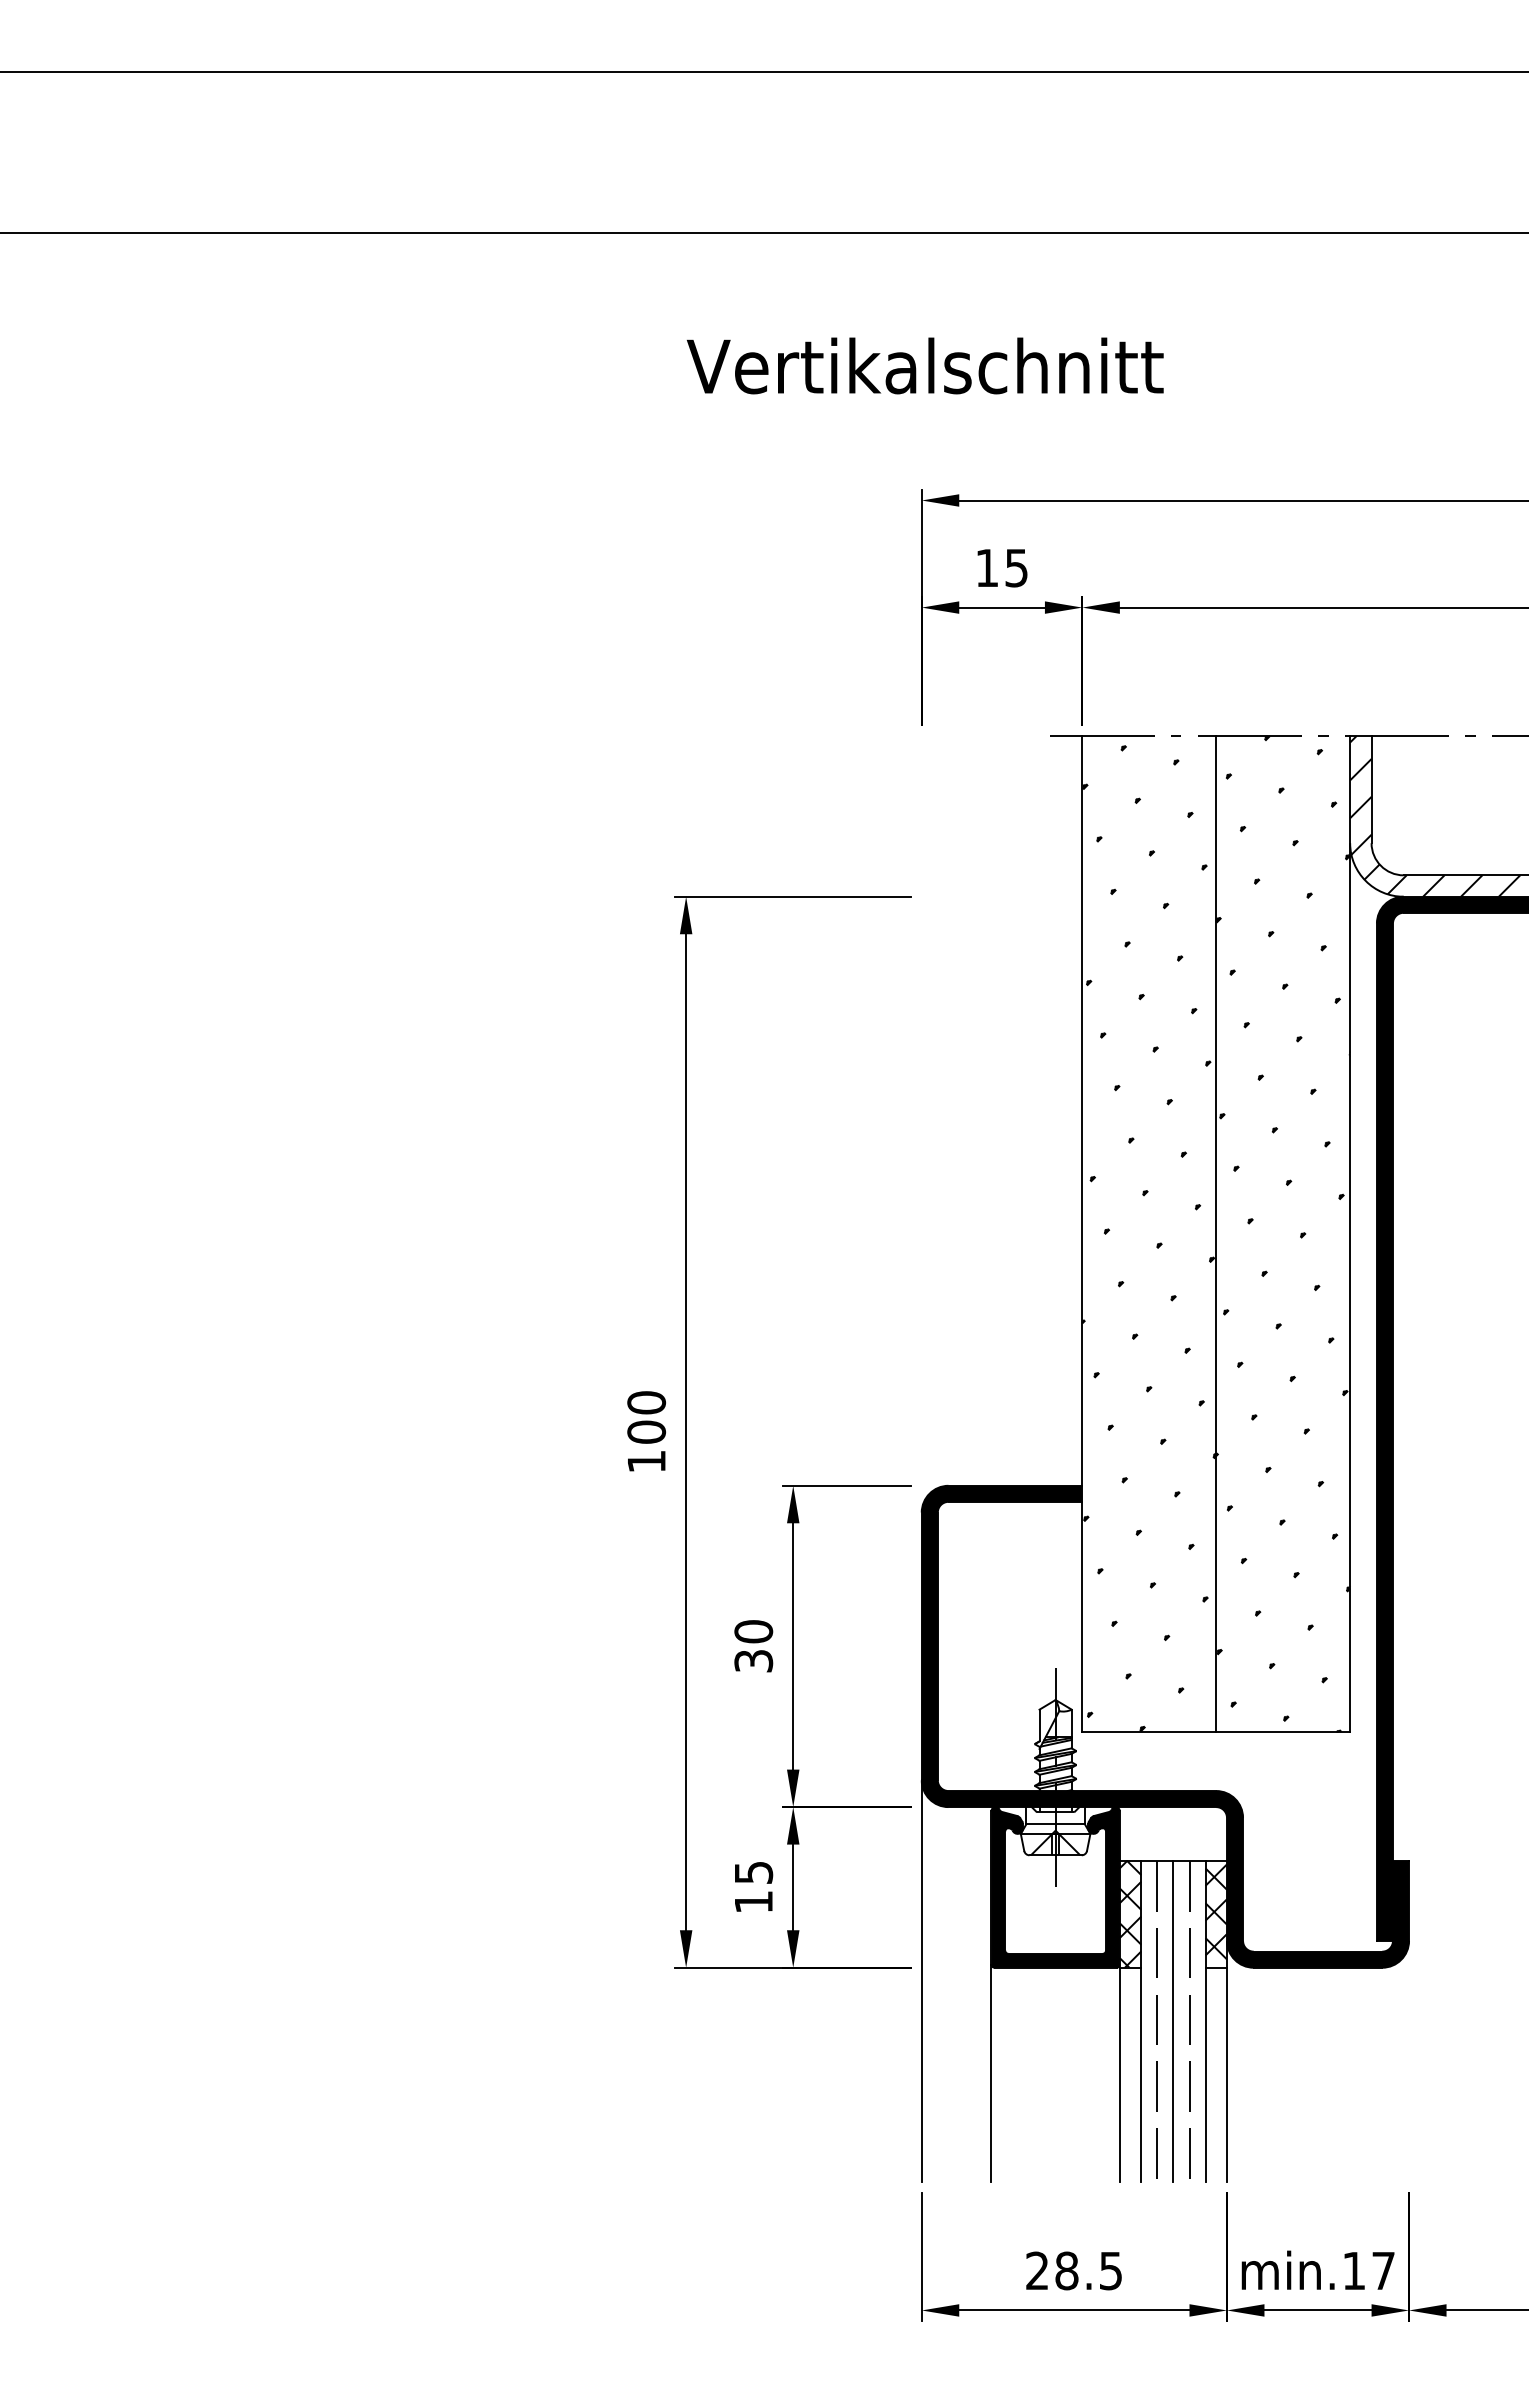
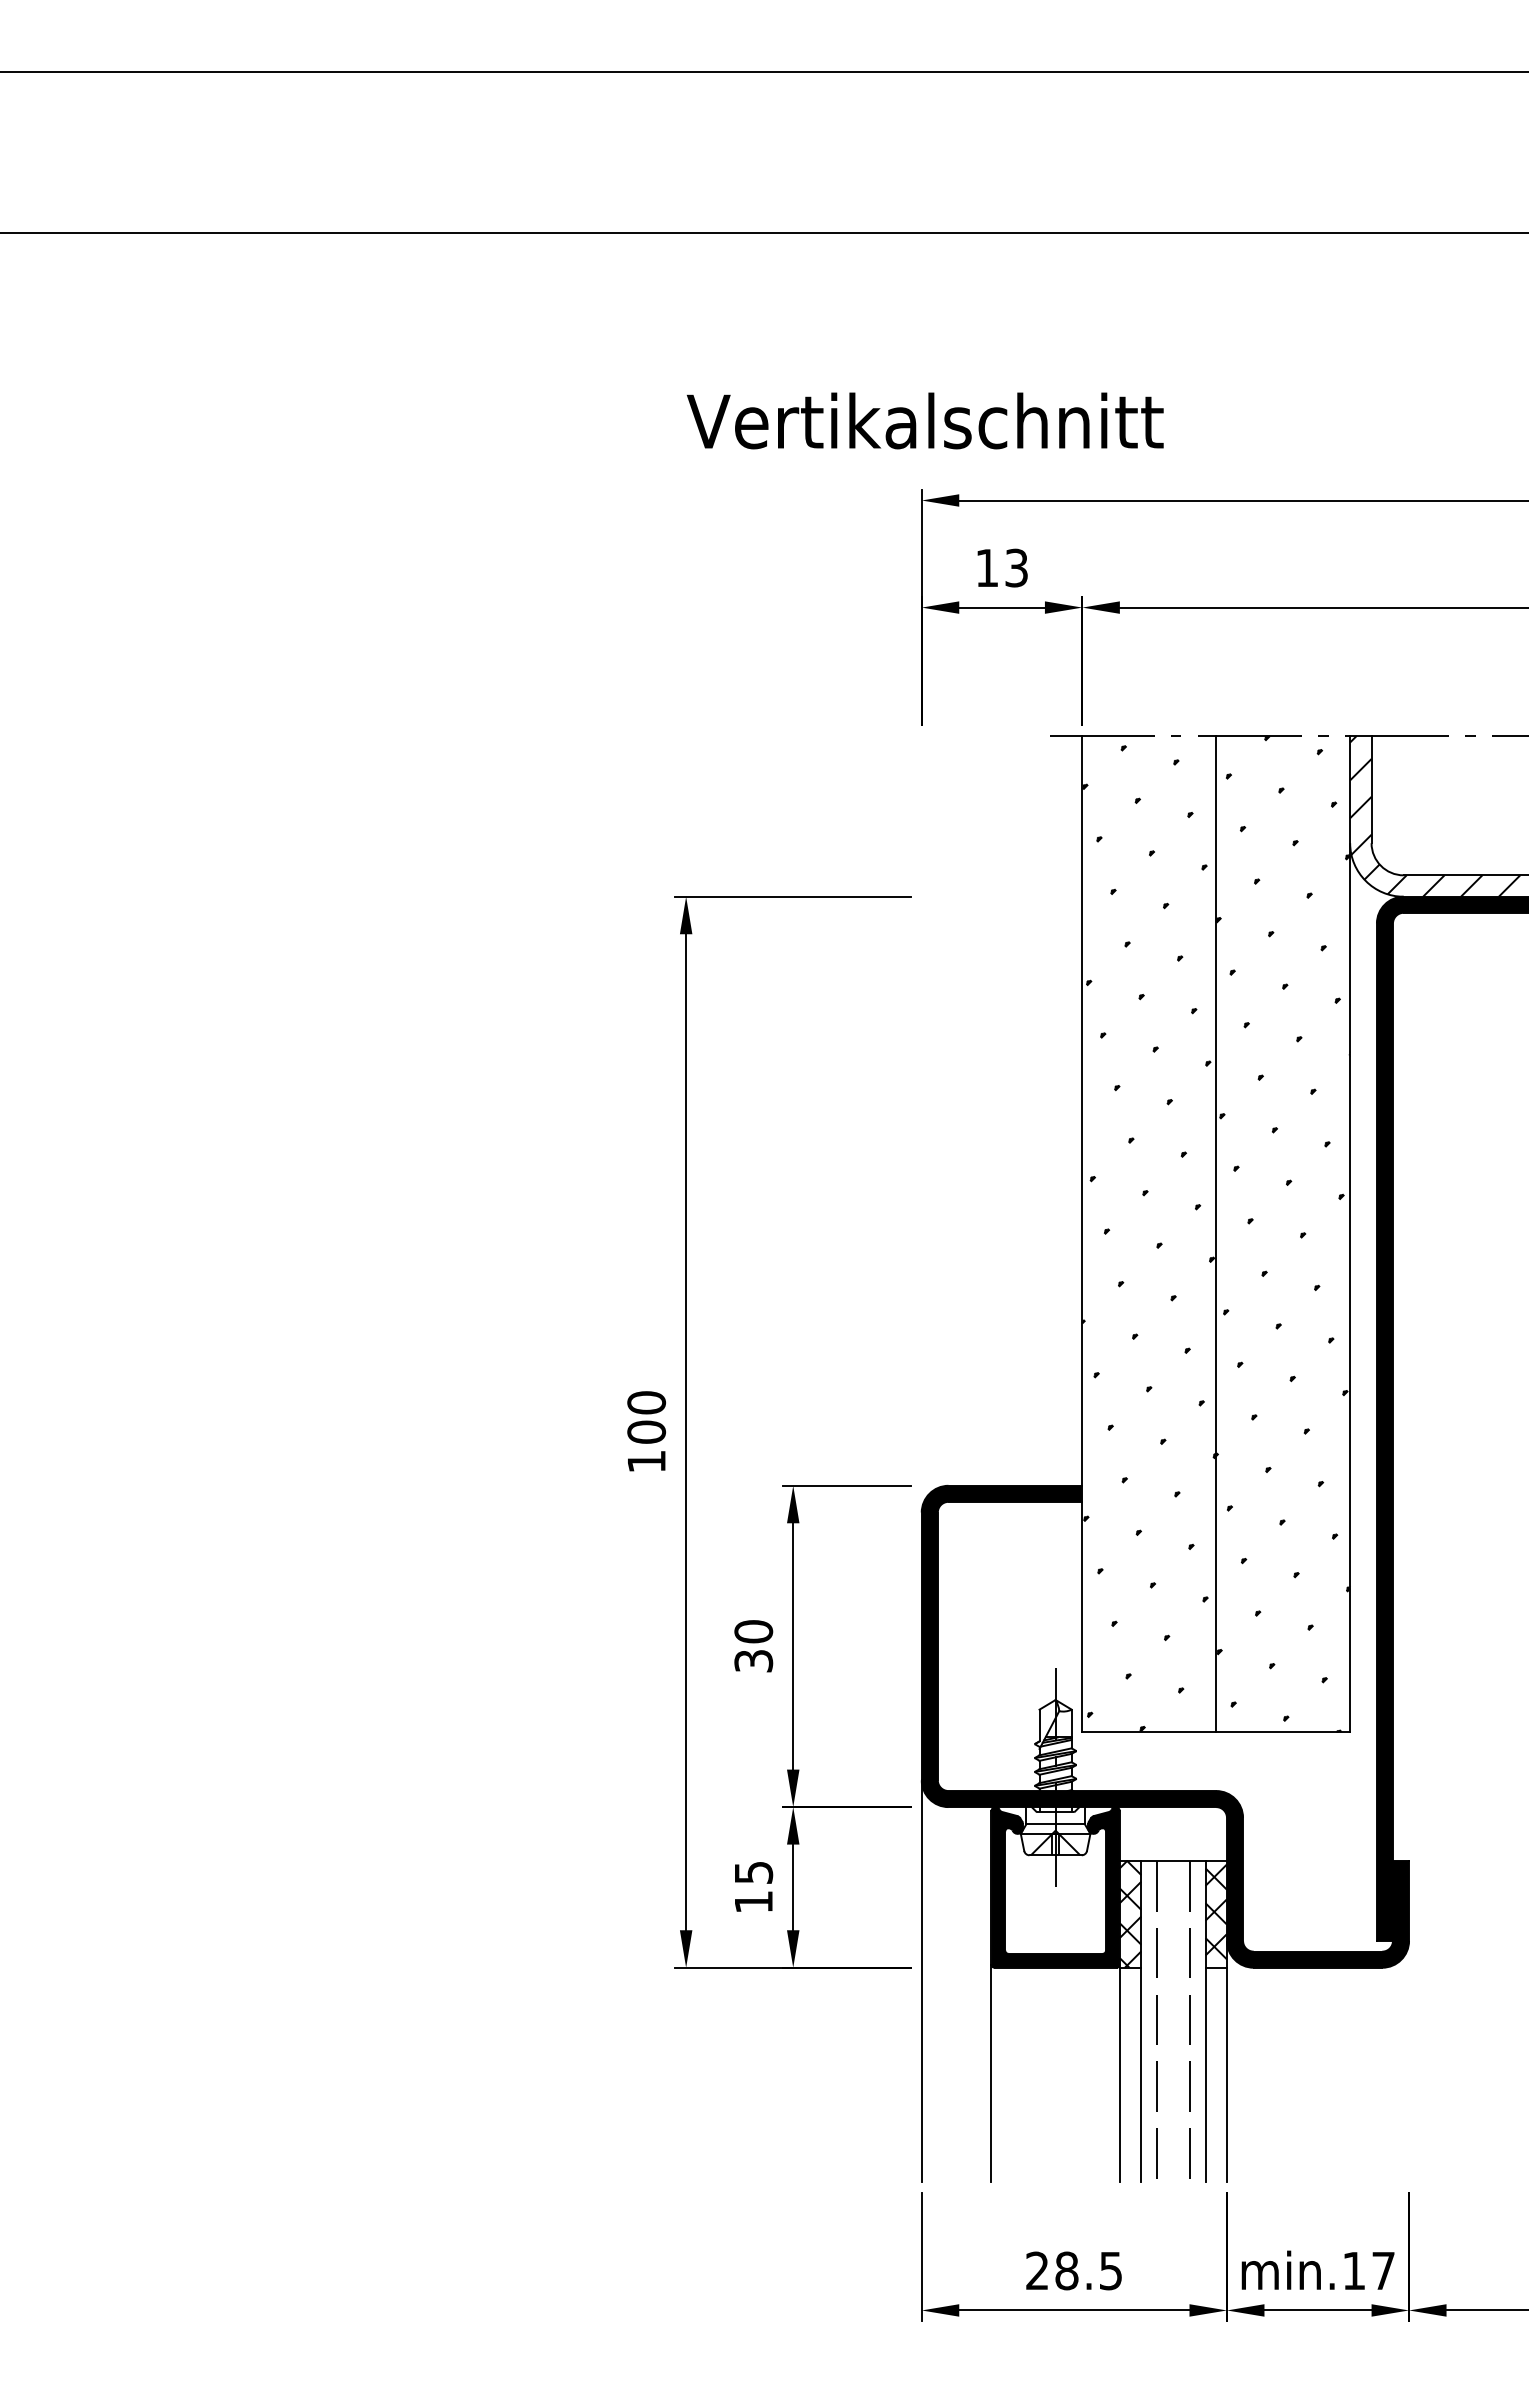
text position: (924, 365) -> (924, 420) (924, 420)
text: 15 -> 13 (1016, 567)
line: present -> none (1173, 2020)
